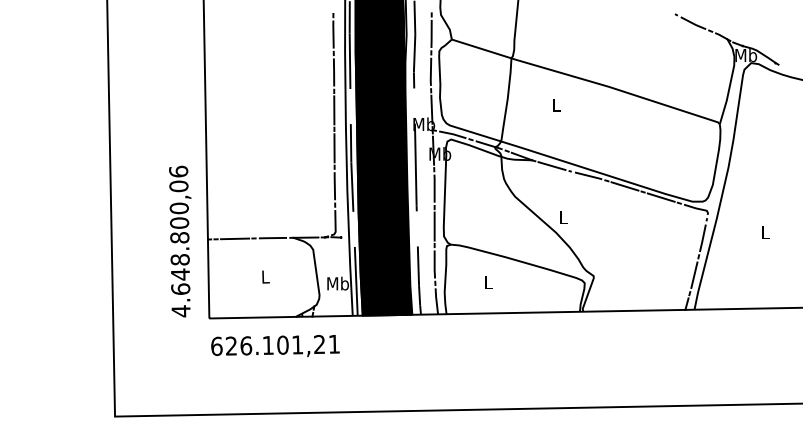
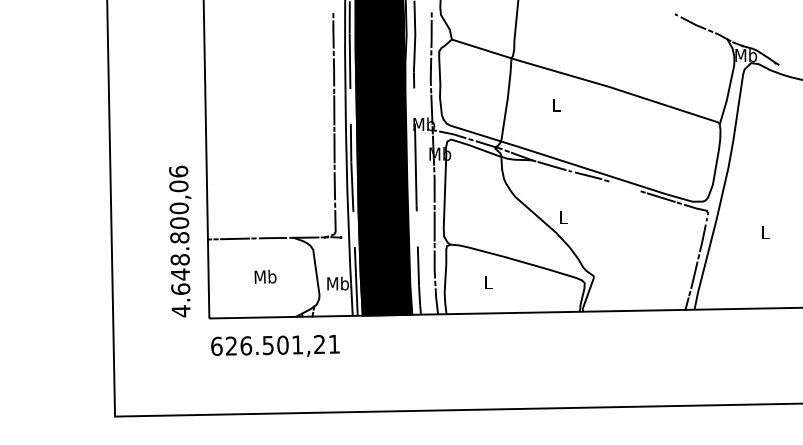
line: present -> none (624, 186)
text: L -> Mb (265, 276)
text: 626.101,21 -> 626.501,21 (267, 345)
